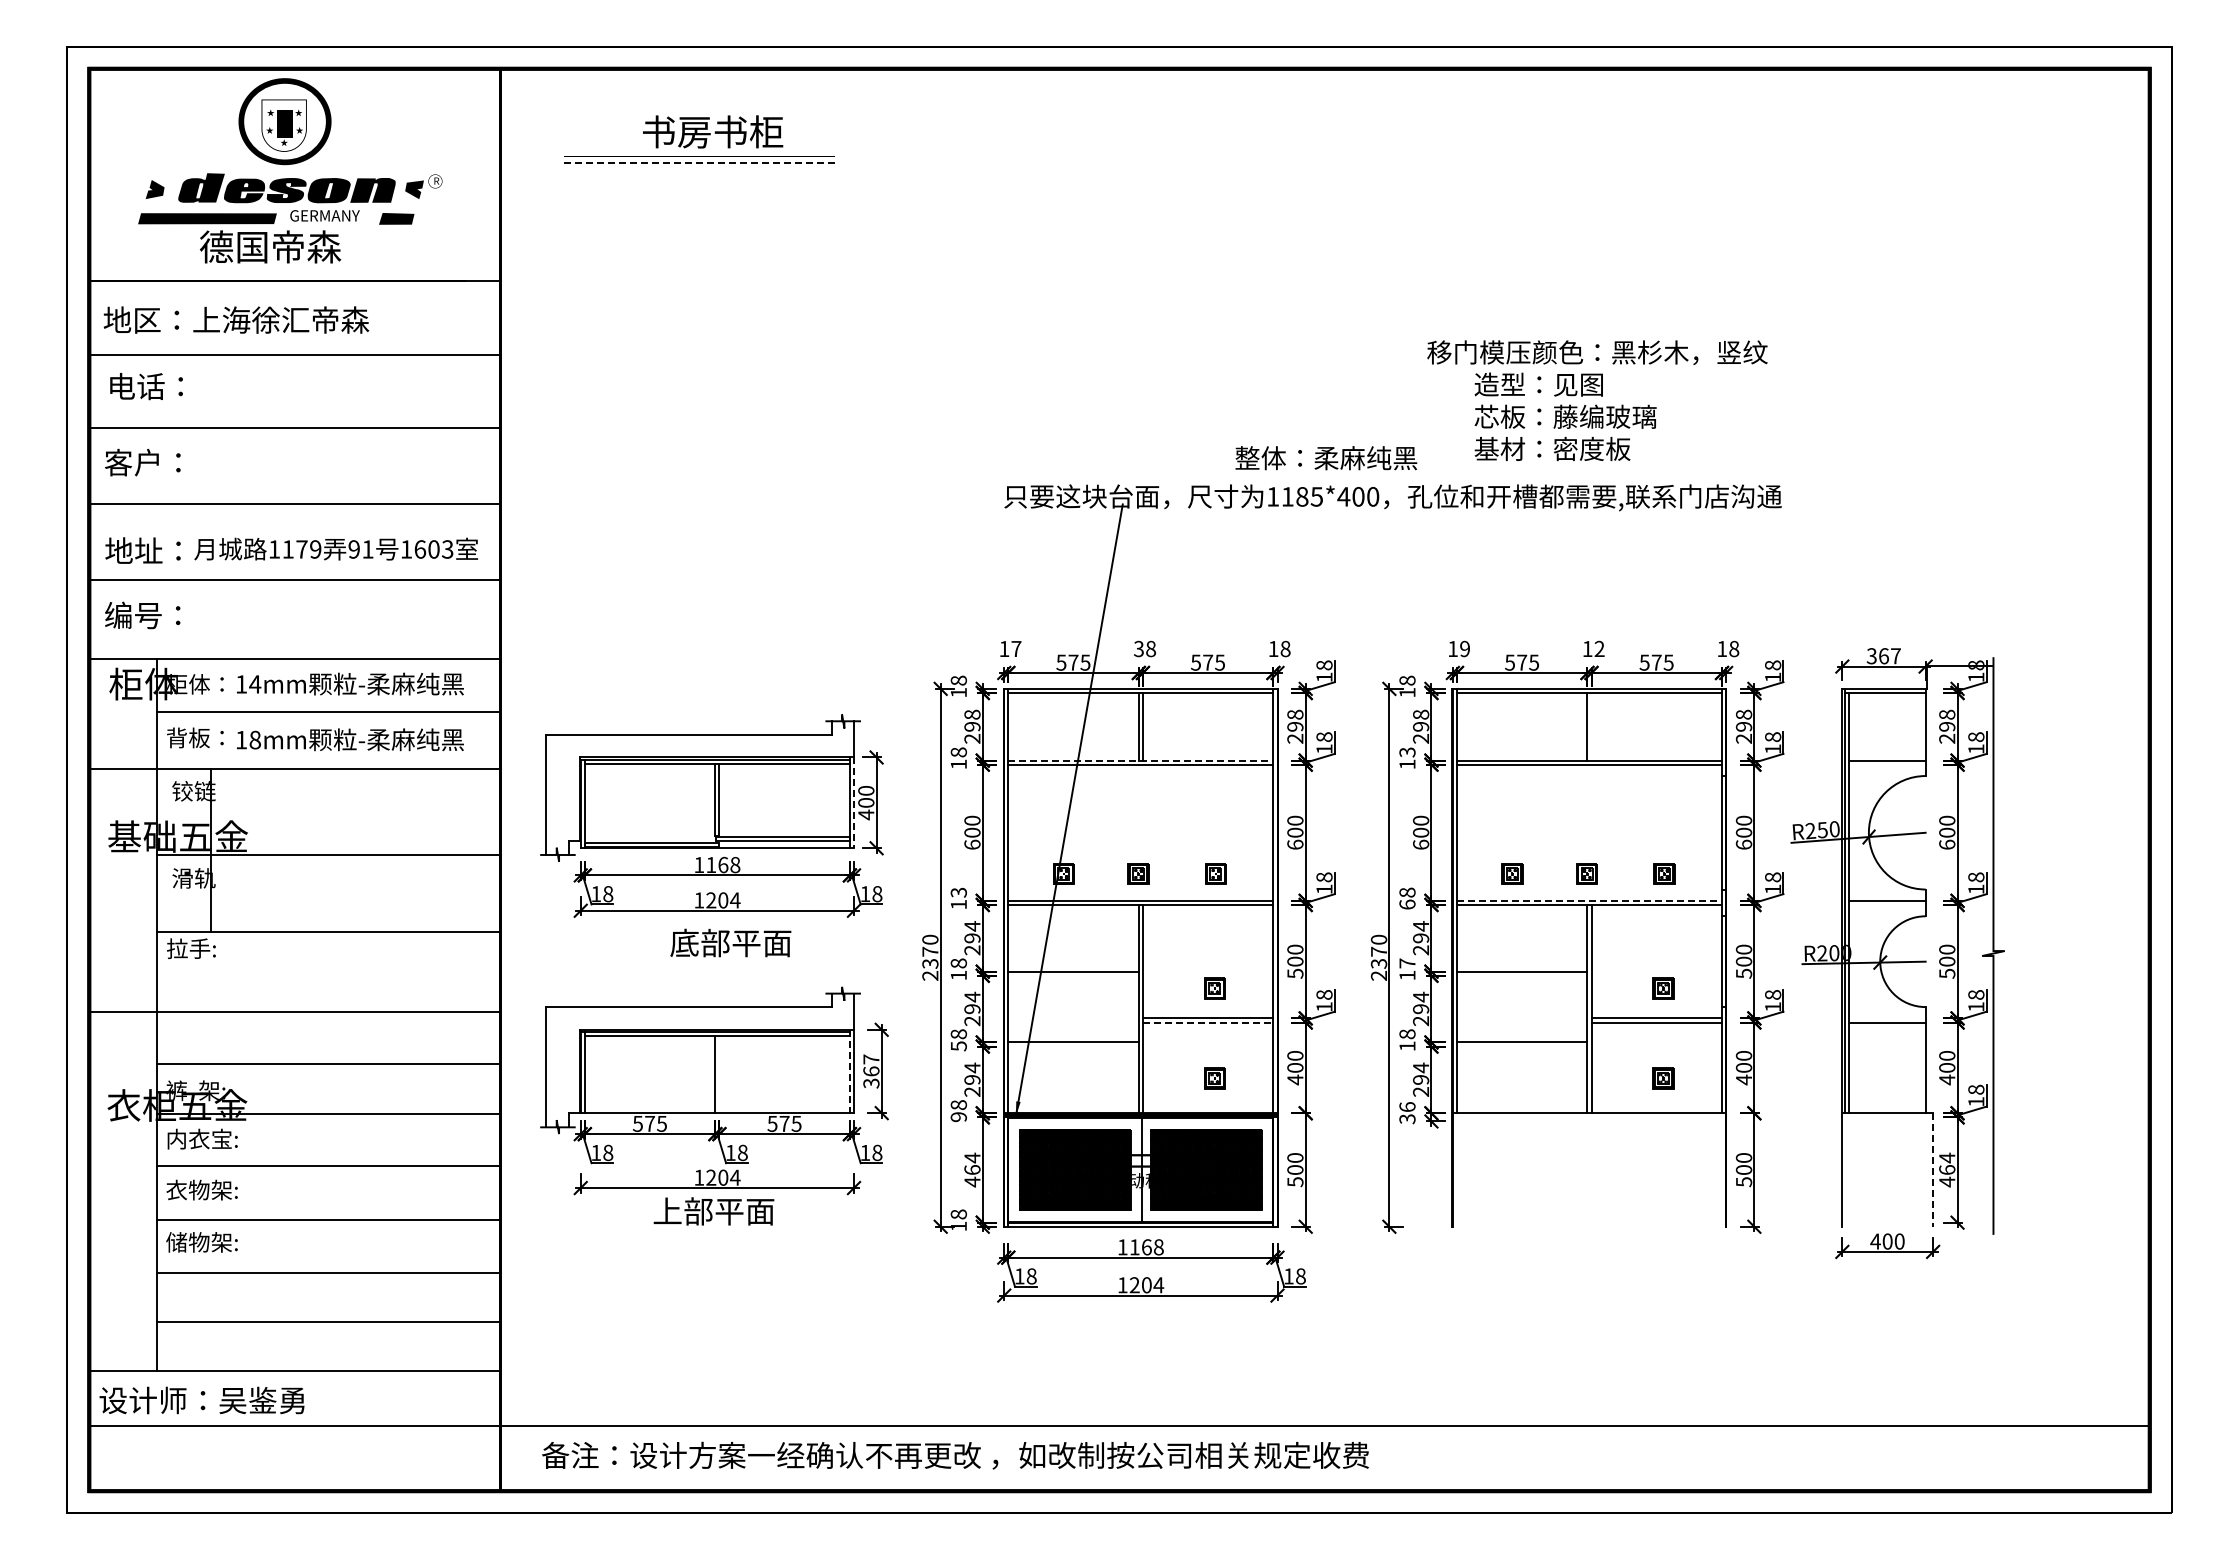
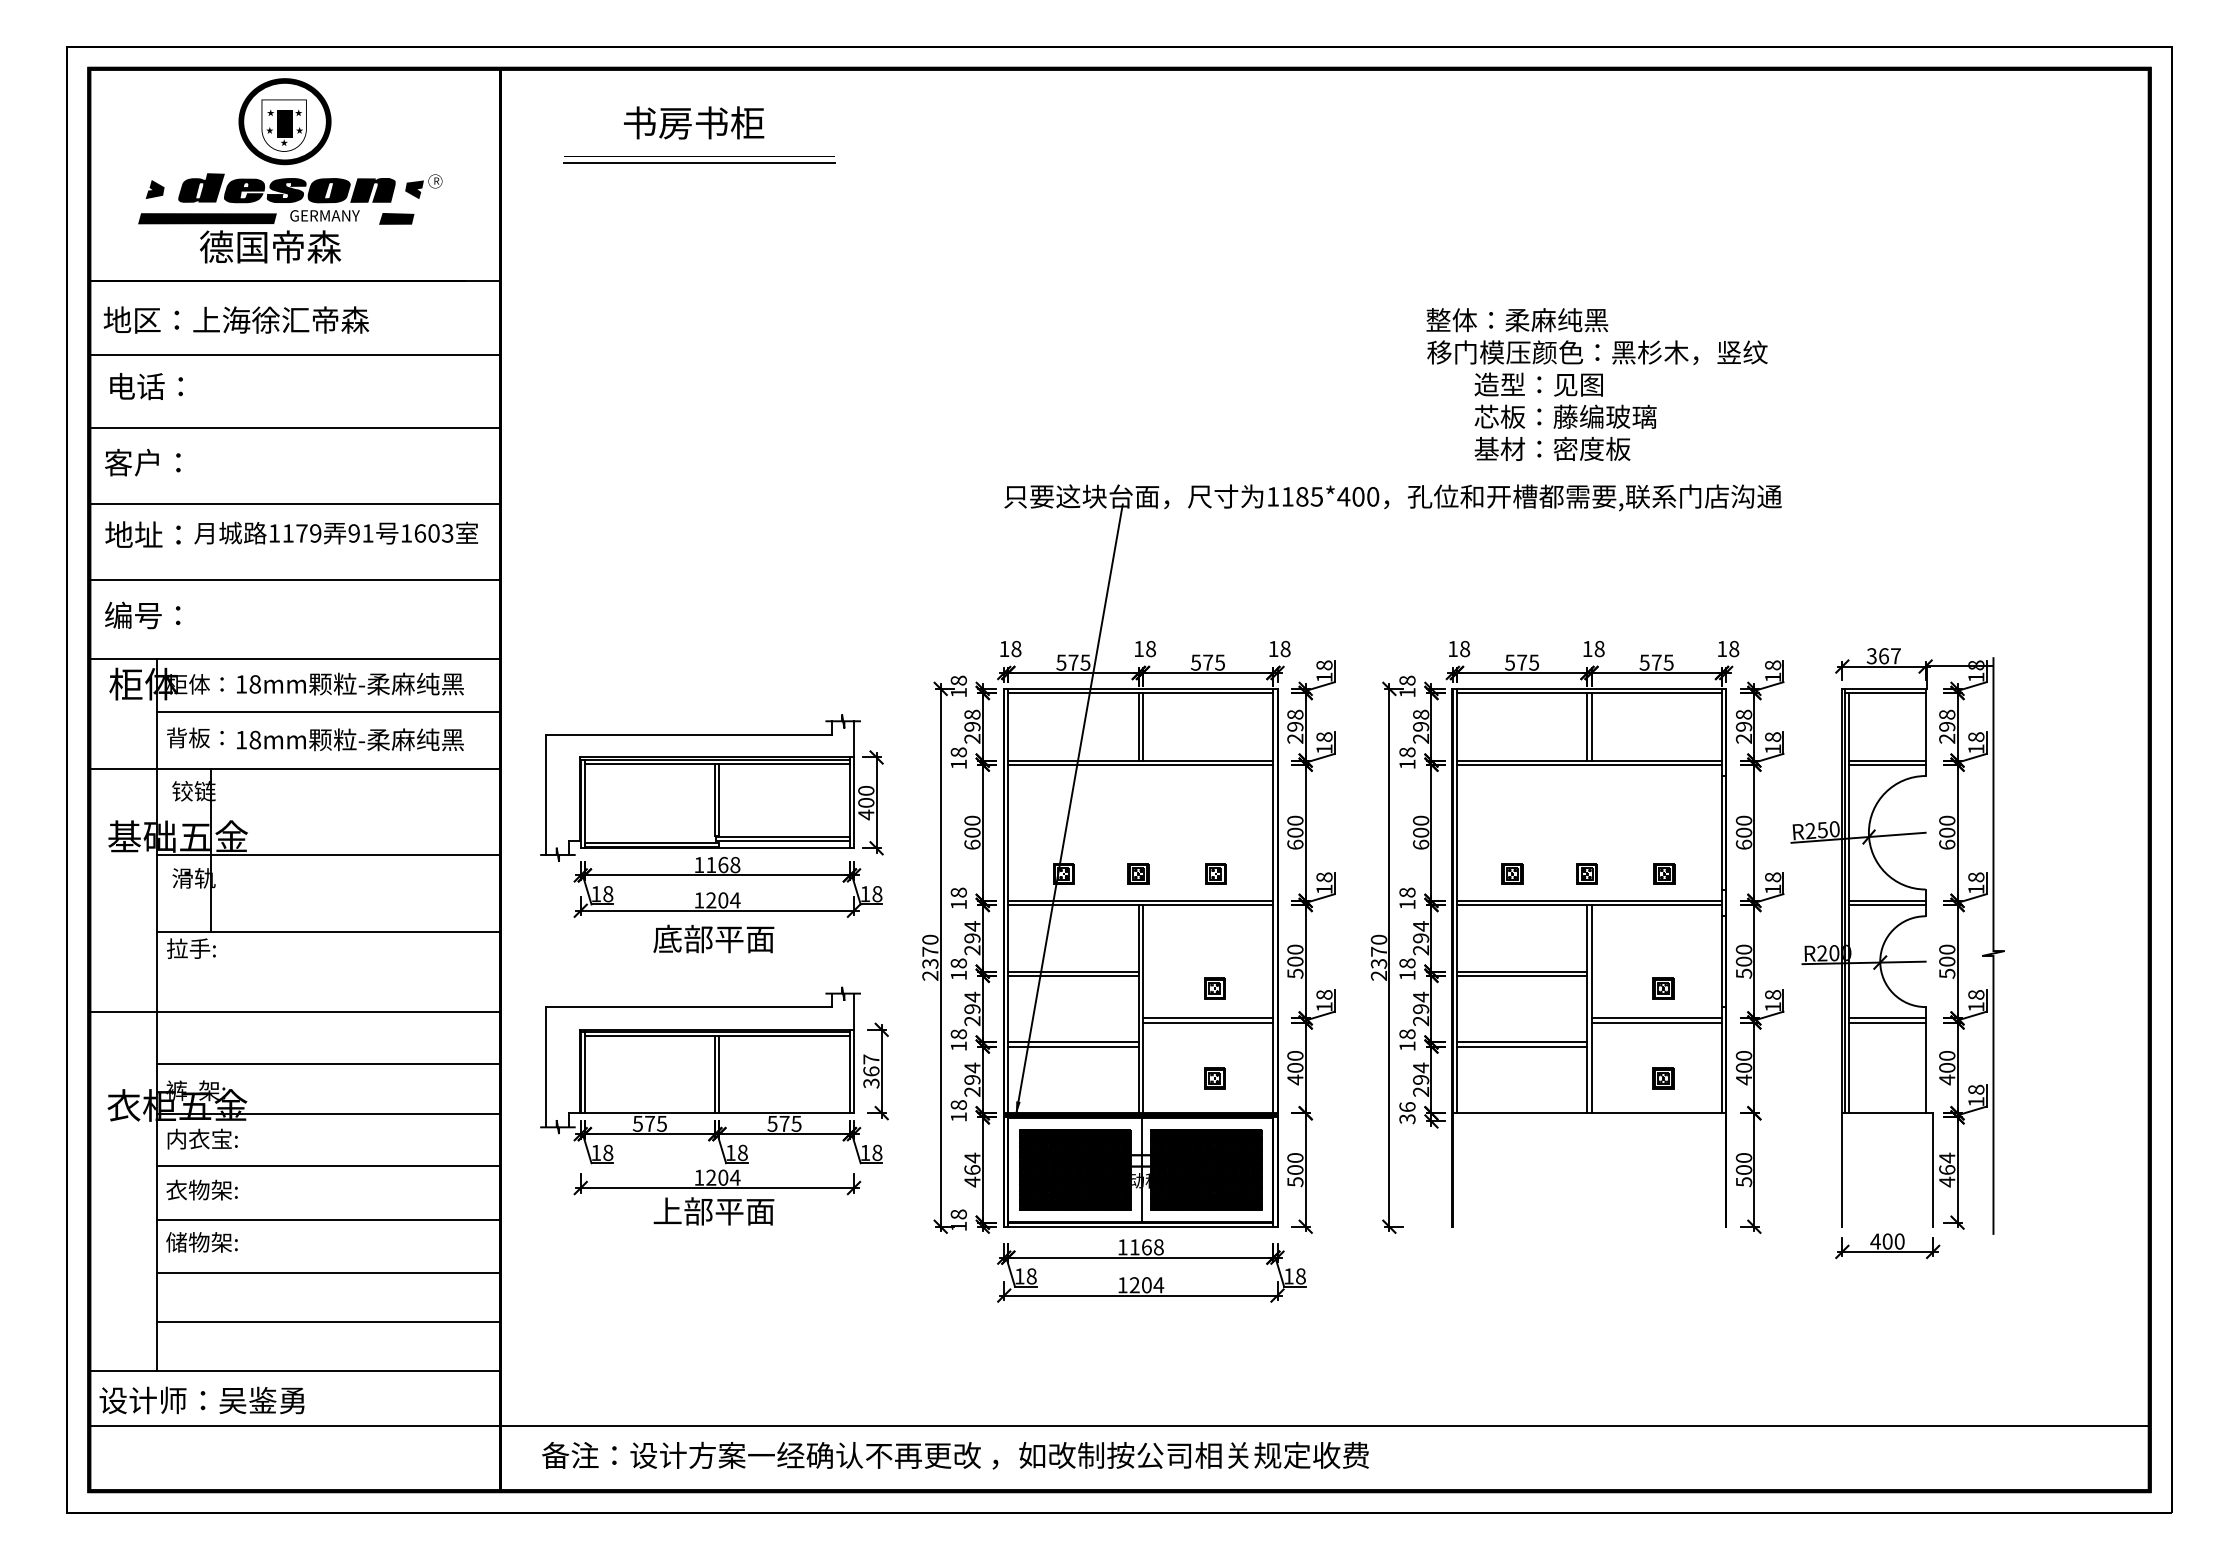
text position: (713, 131) -> (694, 122) (694, 122)
line: dashed -> solid (699, 163)
text position: (1326, 458) -> (1517, 320) (1517, 320)
text position: (291, 550) -> (291, 534) (291, 534)
text: 17 -> 18 (1016, 648)
text: 38 -> 18 (1138, 648)
text: 12 -> 18 (1599, 648)
text: 19 -> 18 (1465, 649)
text: 14mm -> 18mm (255, 684)
line: none -> present (1591, 726)
text: 13 -> 18 (1407, 752)
line: dashed -> solid (1140, 760)
line: none -> present (1886, 764)
line: dashed -> solid (854, 803)
text: 13 -> 18 (958, 892)
line: dashed -> solid (1589, 900)
text: 68 -> 18 (1407, 904)
line: none -> present (1886, 904)
text position: (730, 942) -> (713, 938) (713, 938)
text: 17 -> 18 (1407, 963)
line: none -> present (1073, 975)
line: none -> present (1521, 975)
line: none -> present (1886, 1018)
line: dashed -> solid (1208, 1022)
text: 58 -> 18 (958, 1046)
line: none -> present (1073, 1046)
line: none -> present (1521, 1046)
line: dashed -> solid (849, 1071)
line: none -> present (719, 1074)
text: 98 -> 18 (958, 1117)
line: dashed -> solid (1933, 1170)
